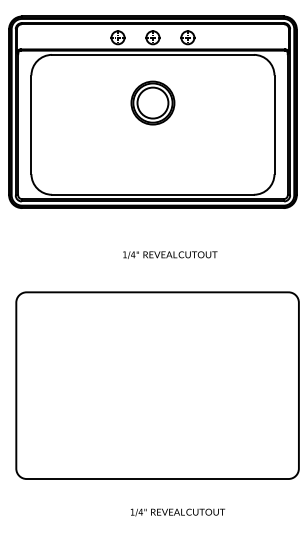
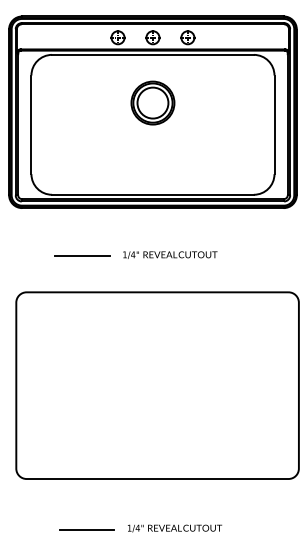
line: none -> present (82, 255)
text position: (178, 512) -> (175, 528) (175, 528)
line: none -> present (87, 529)
